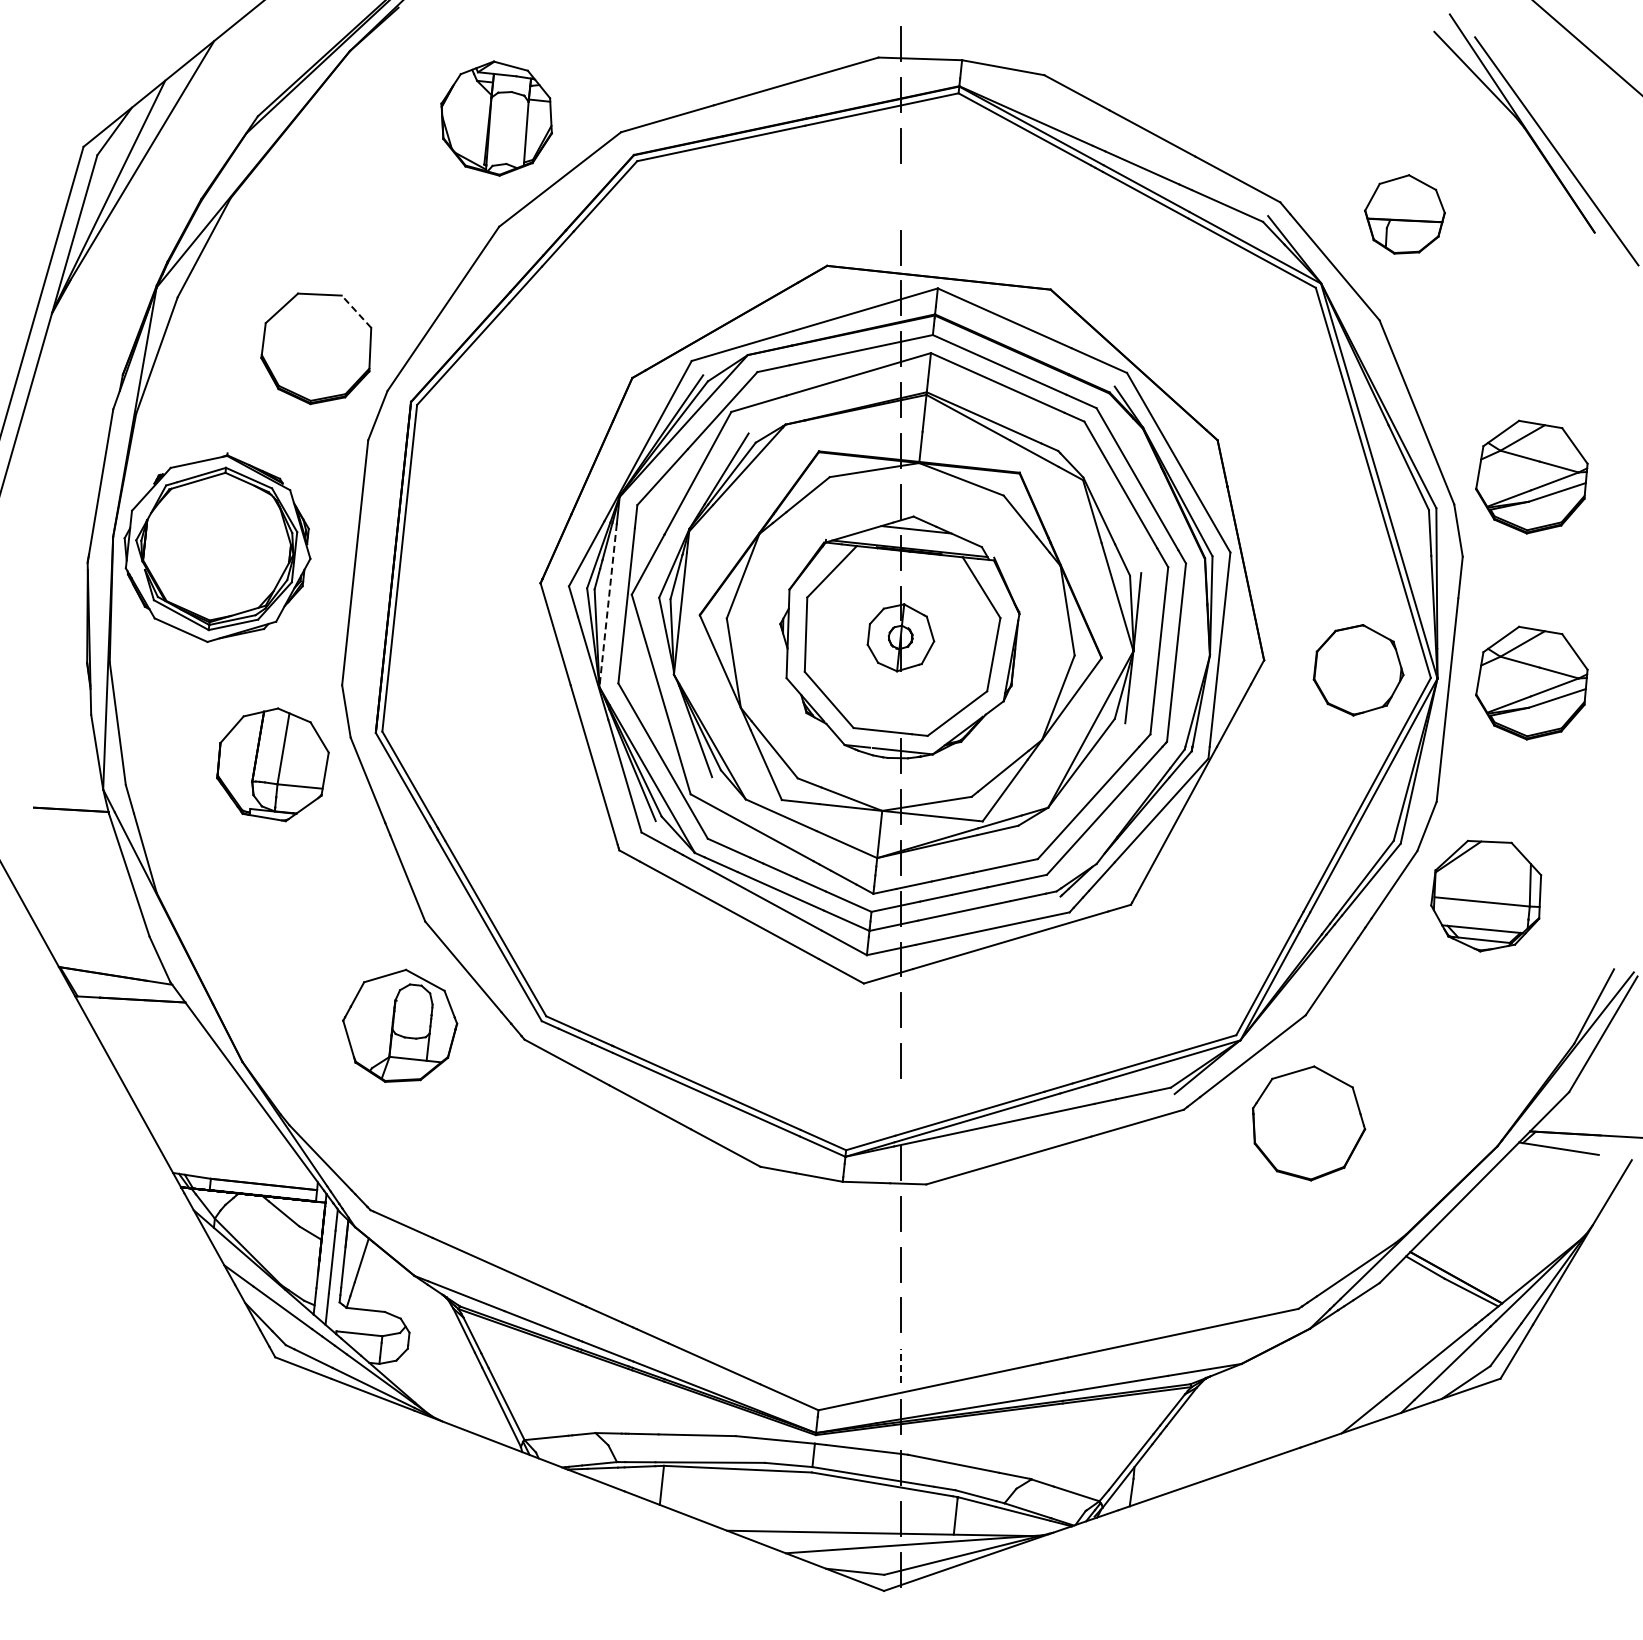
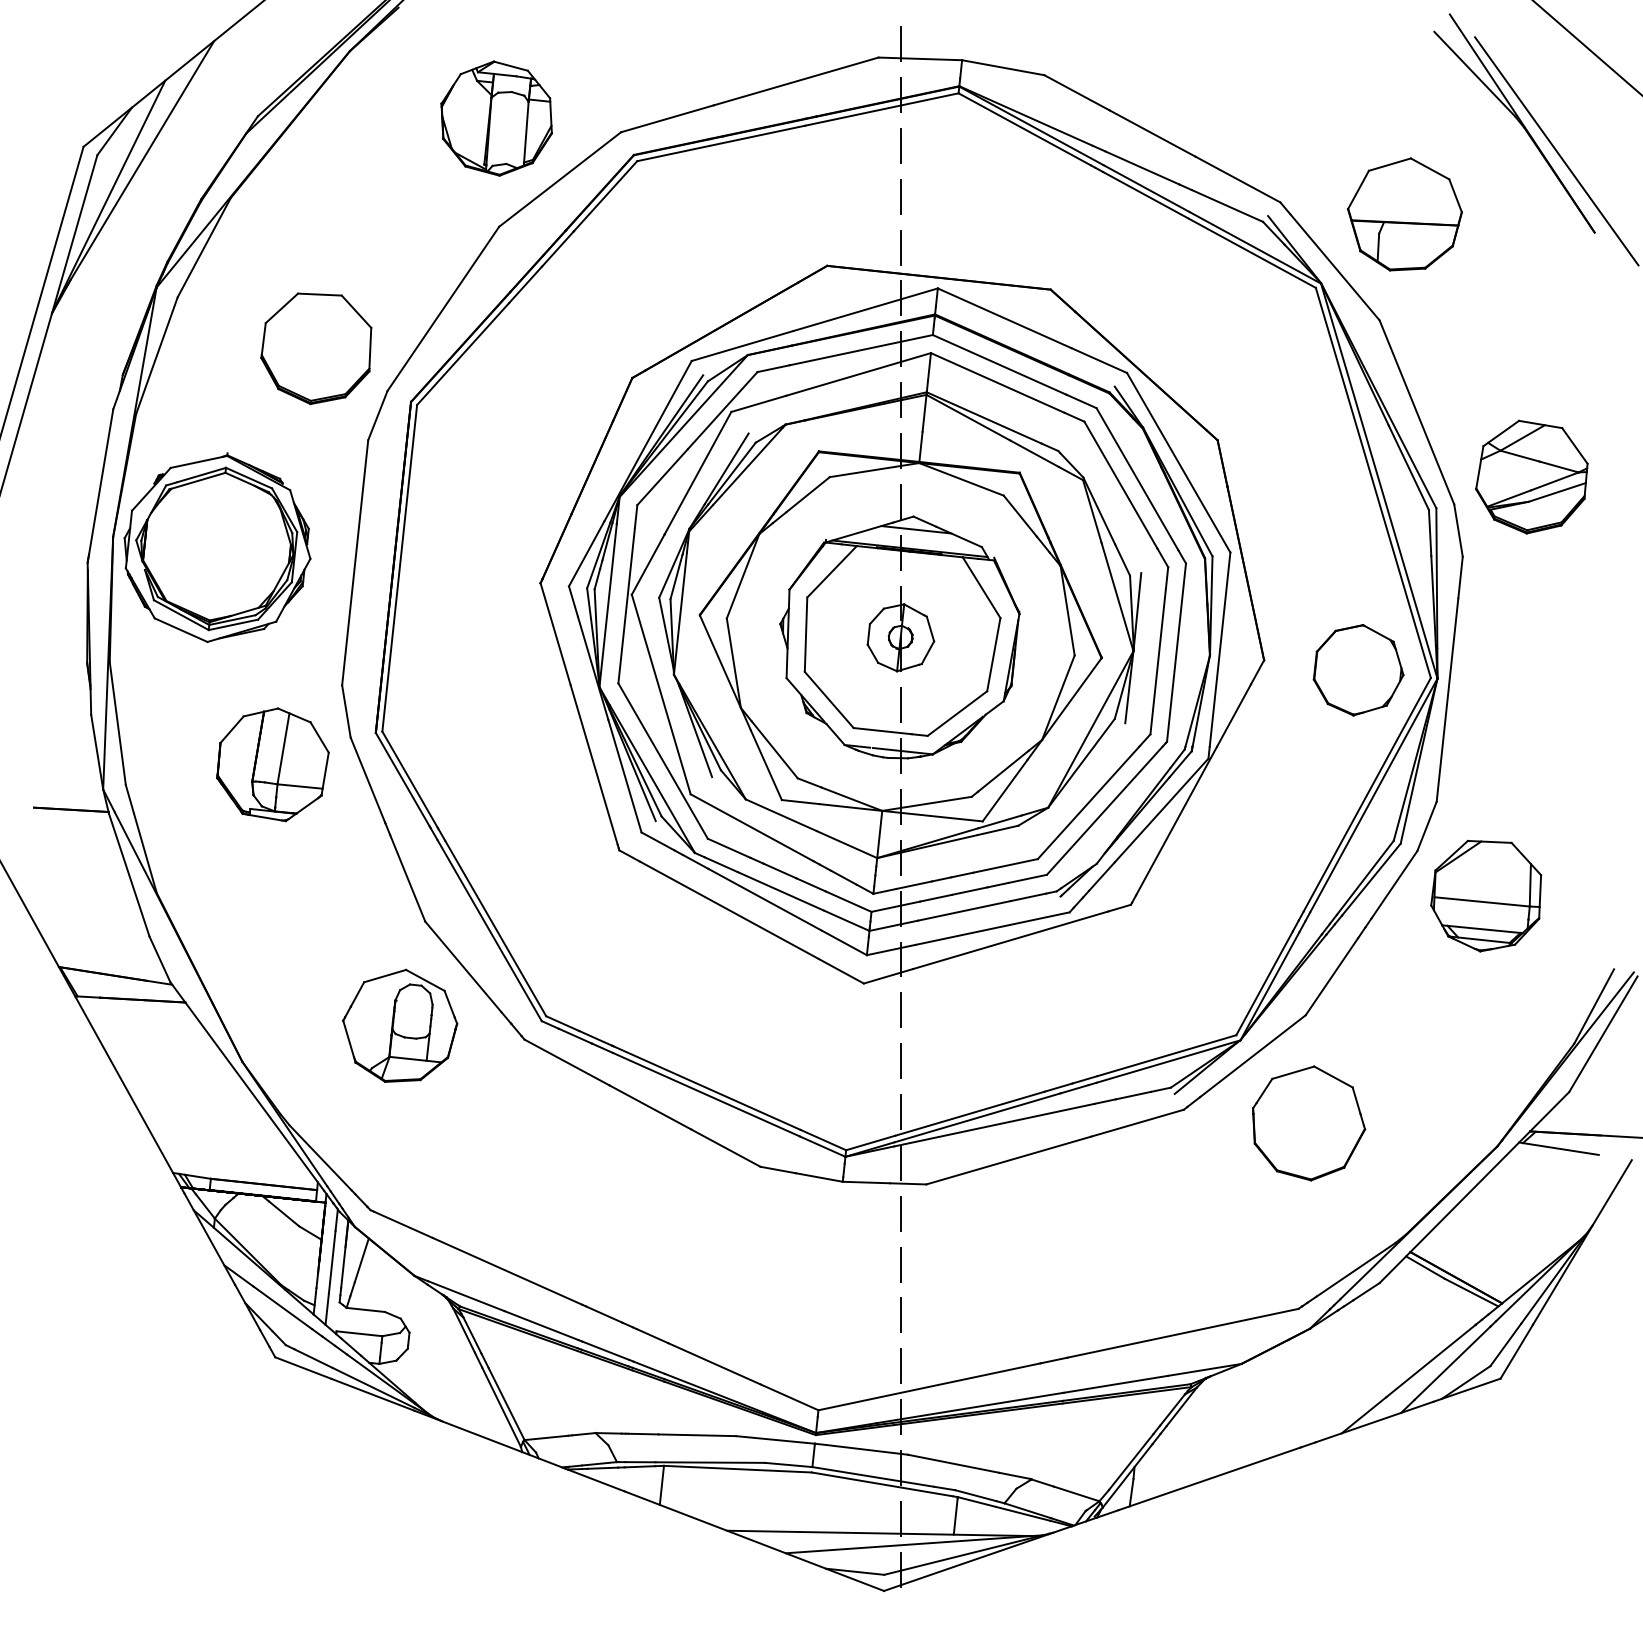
line: none -> present (900, 196)
part size: 82x81 px -> 116x115 px (1404, 214)
line: dashed -> solid (356, 311)
line: dashed -> solid (608, 606)
part: present -> none (1531, 682)
line: none -> present (900, 705)
line: none -> present (900, 1111)
line: dashed -> solid (900, 1366)
